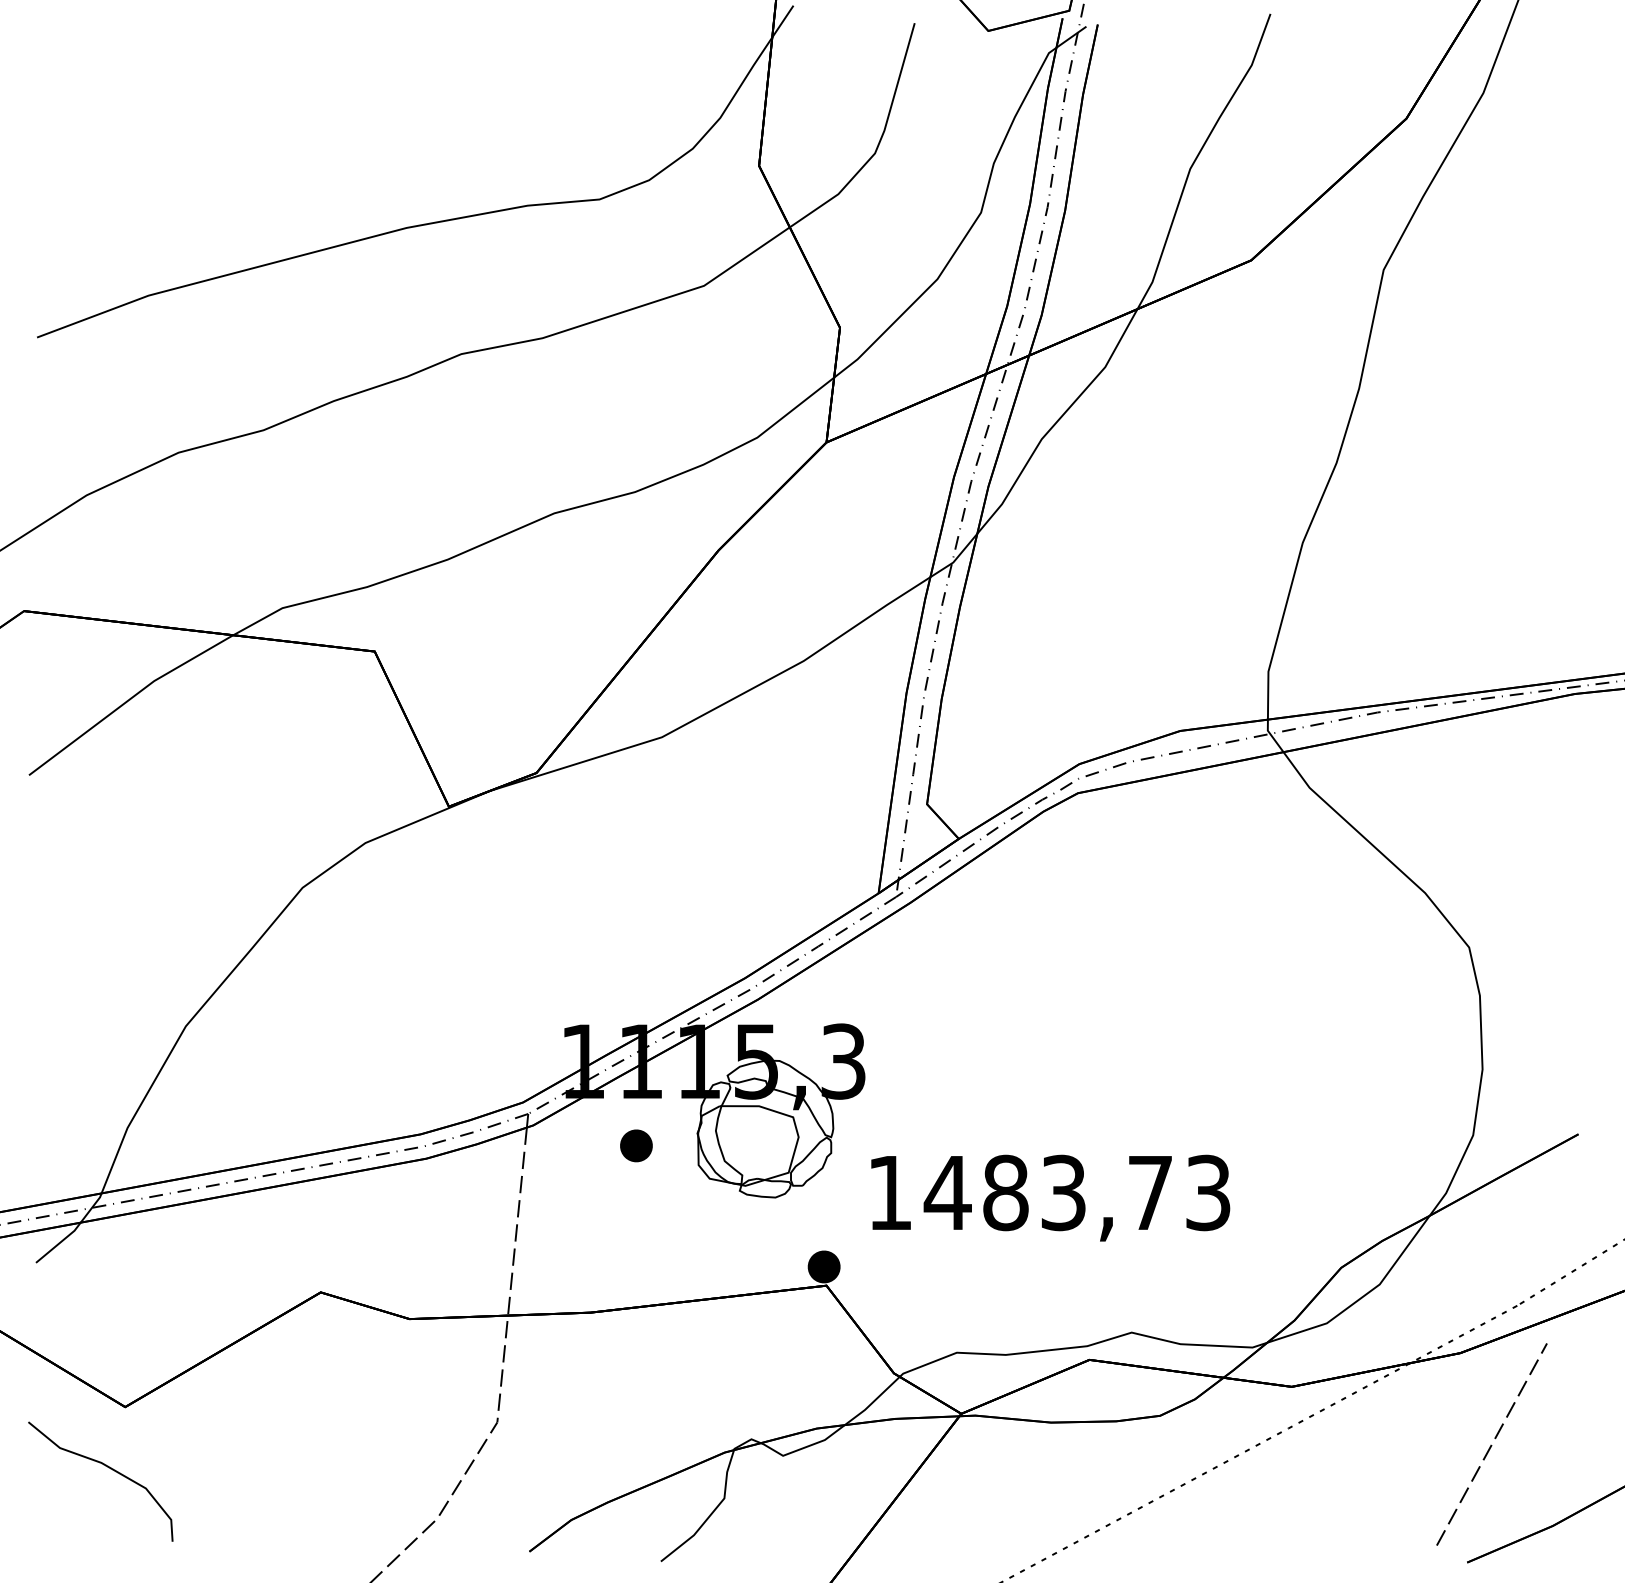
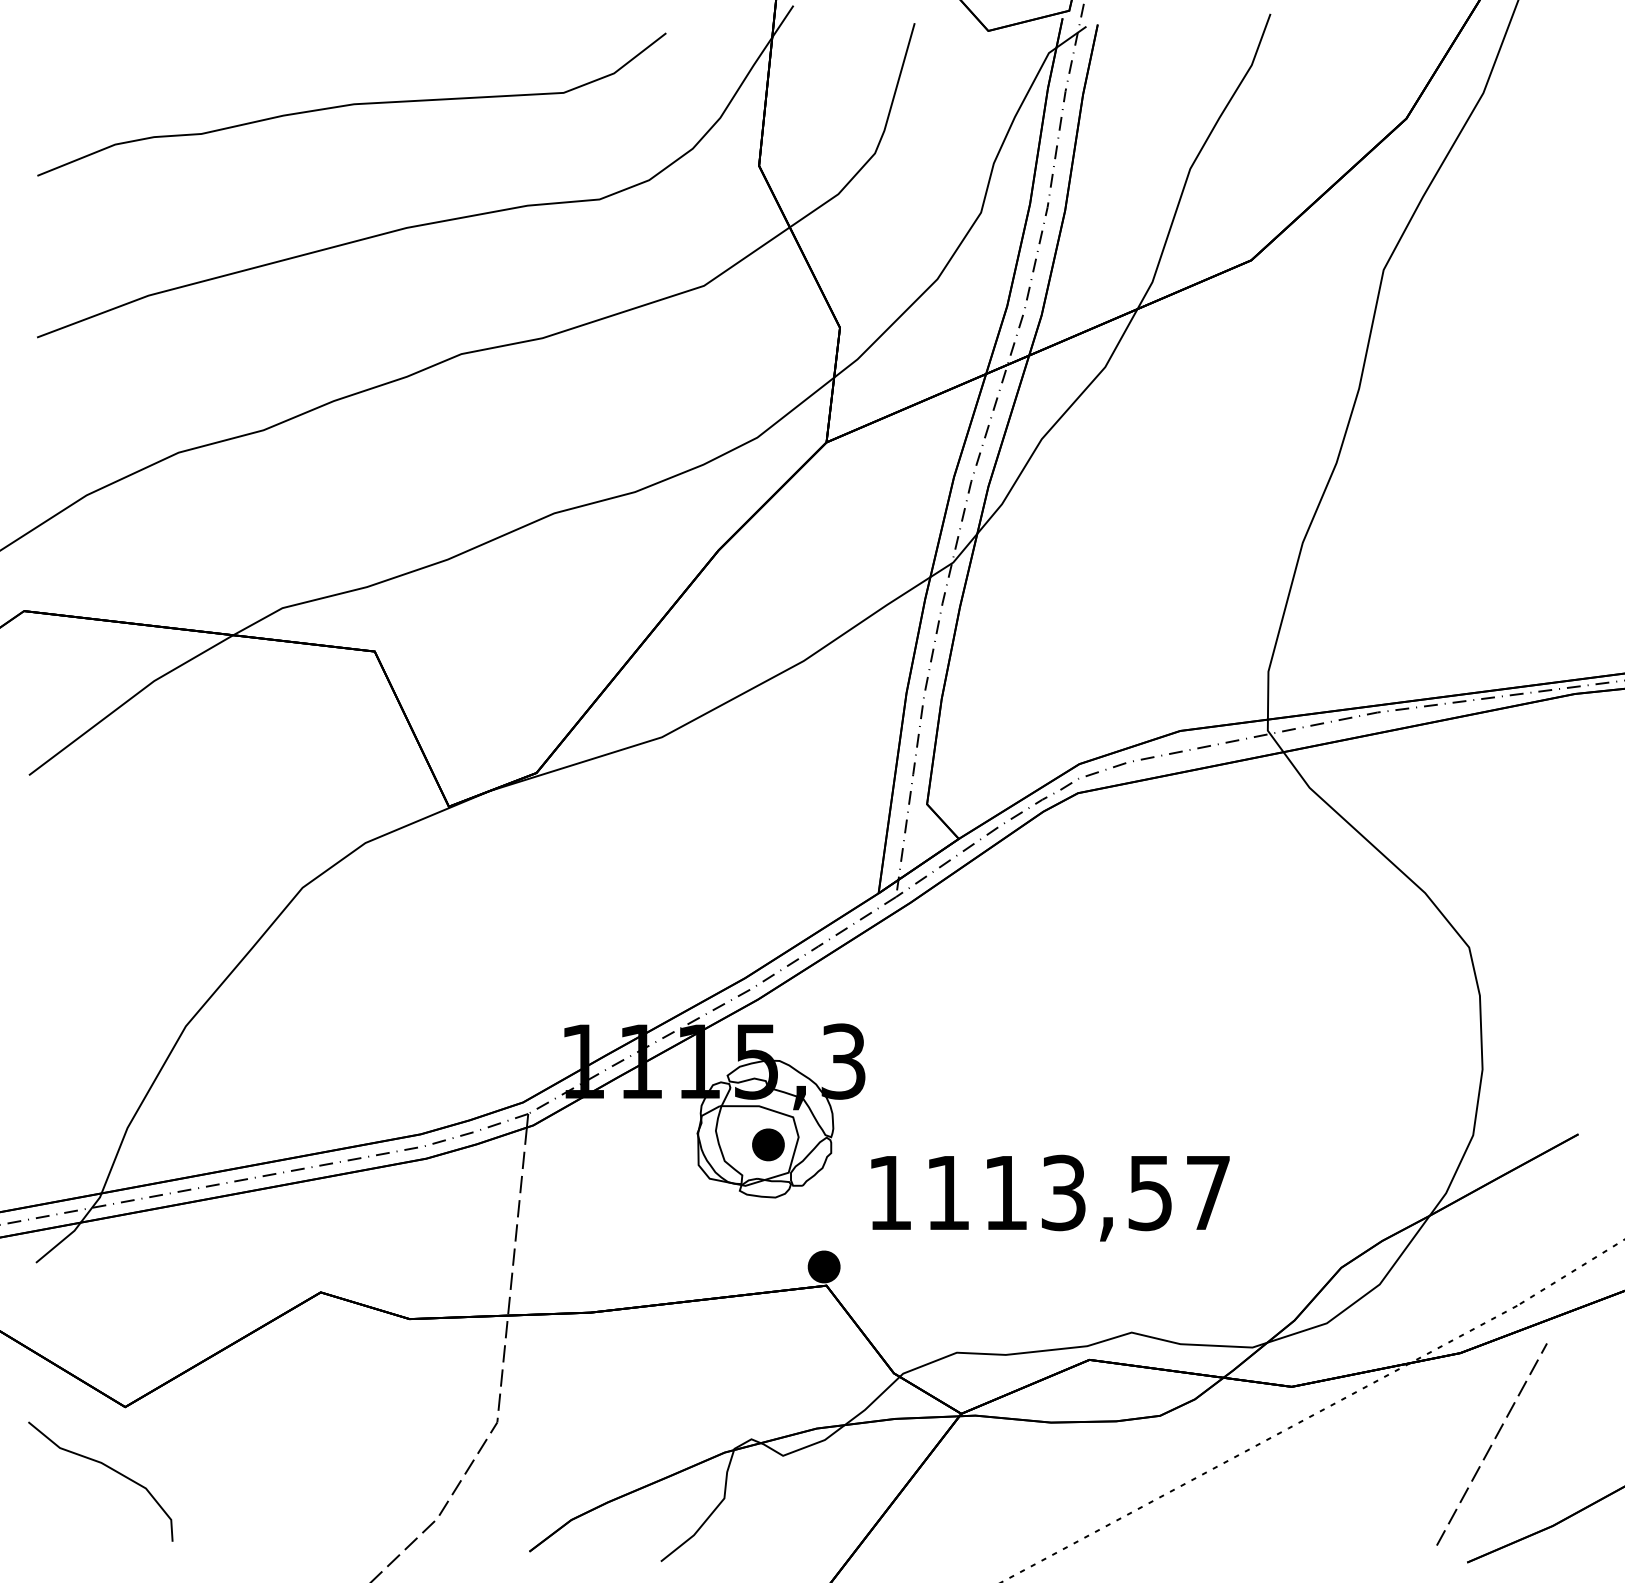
curve: none -> present (351, 104)
part position: (636, 1145) -> (768, 1144) (768, 1144)
text: 1483,73 -> 1113,57 (1076, 1192)
